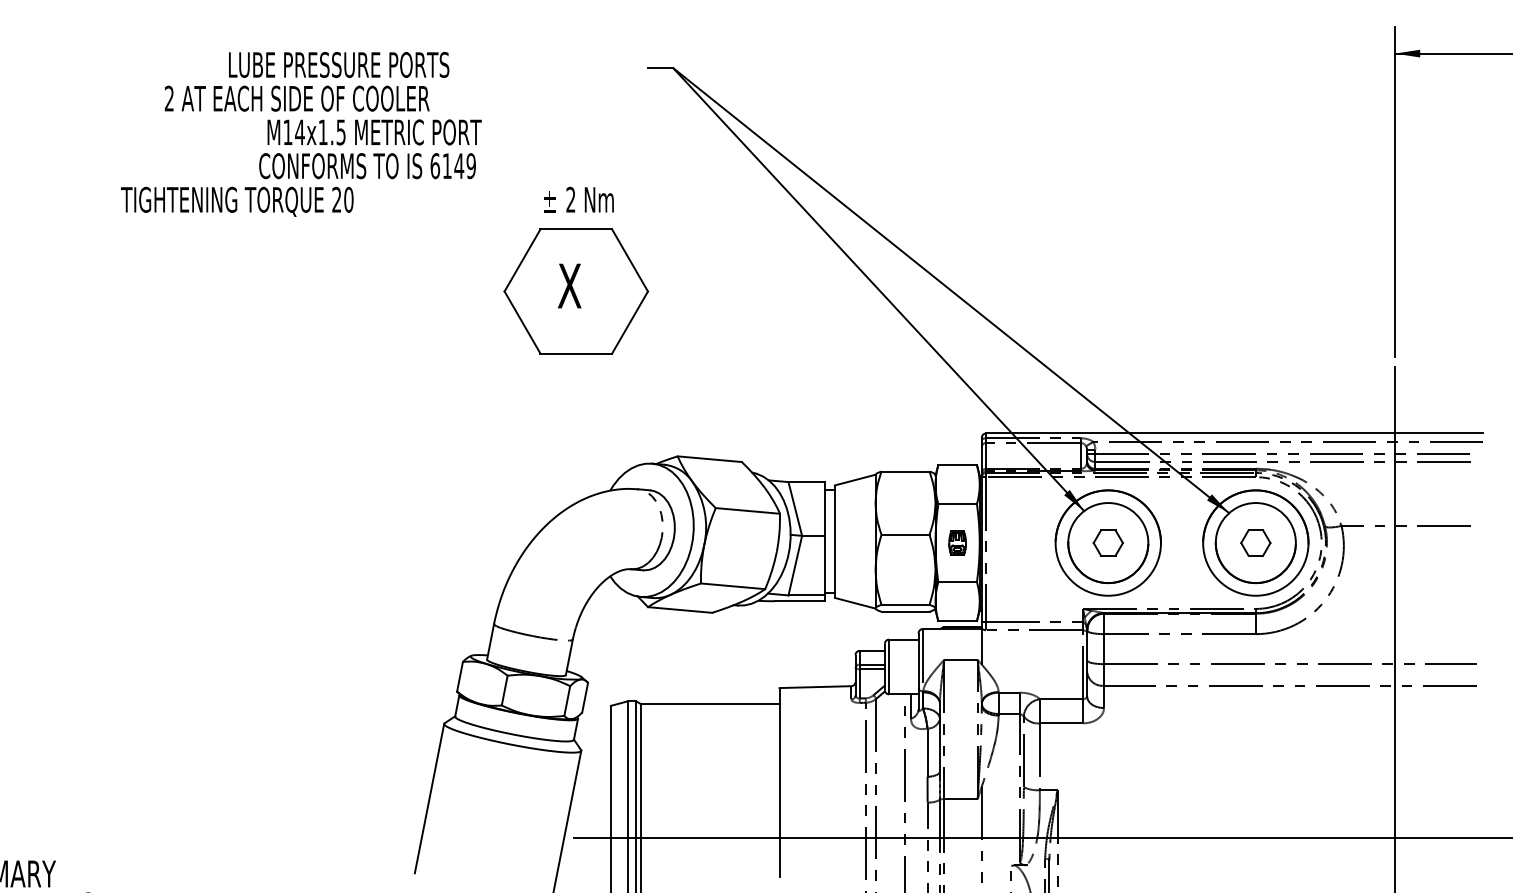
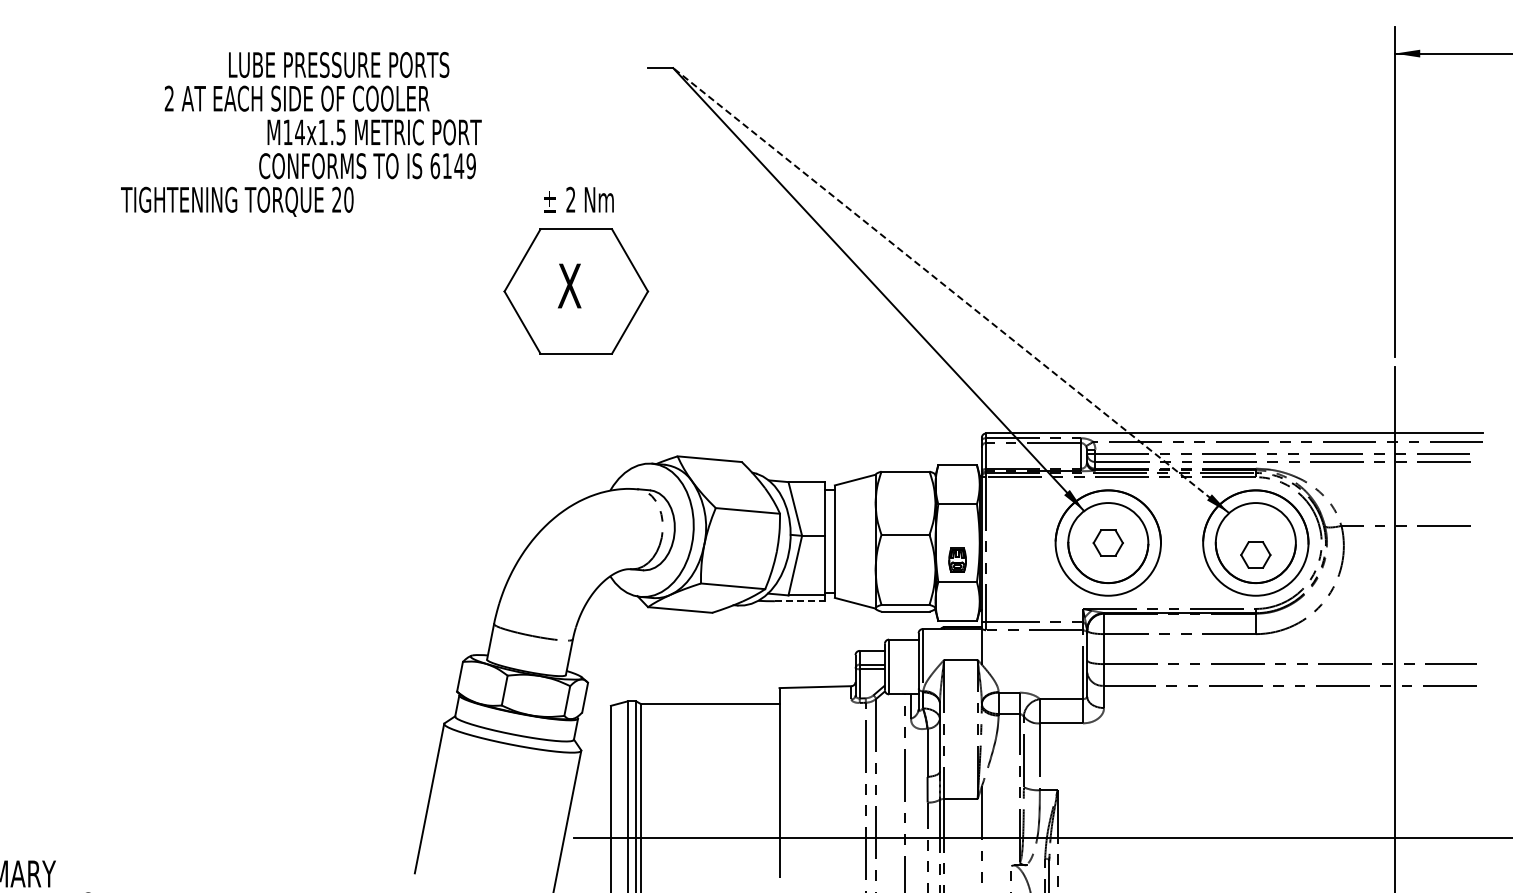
line: solid -> dashed (950, 290)
part position: (957, 542) -> (957, 559) (957, 559)
part position: (1255, 542) -> (1255, 554) (1255, 554)
line: solid -> dashed (800, 601)
